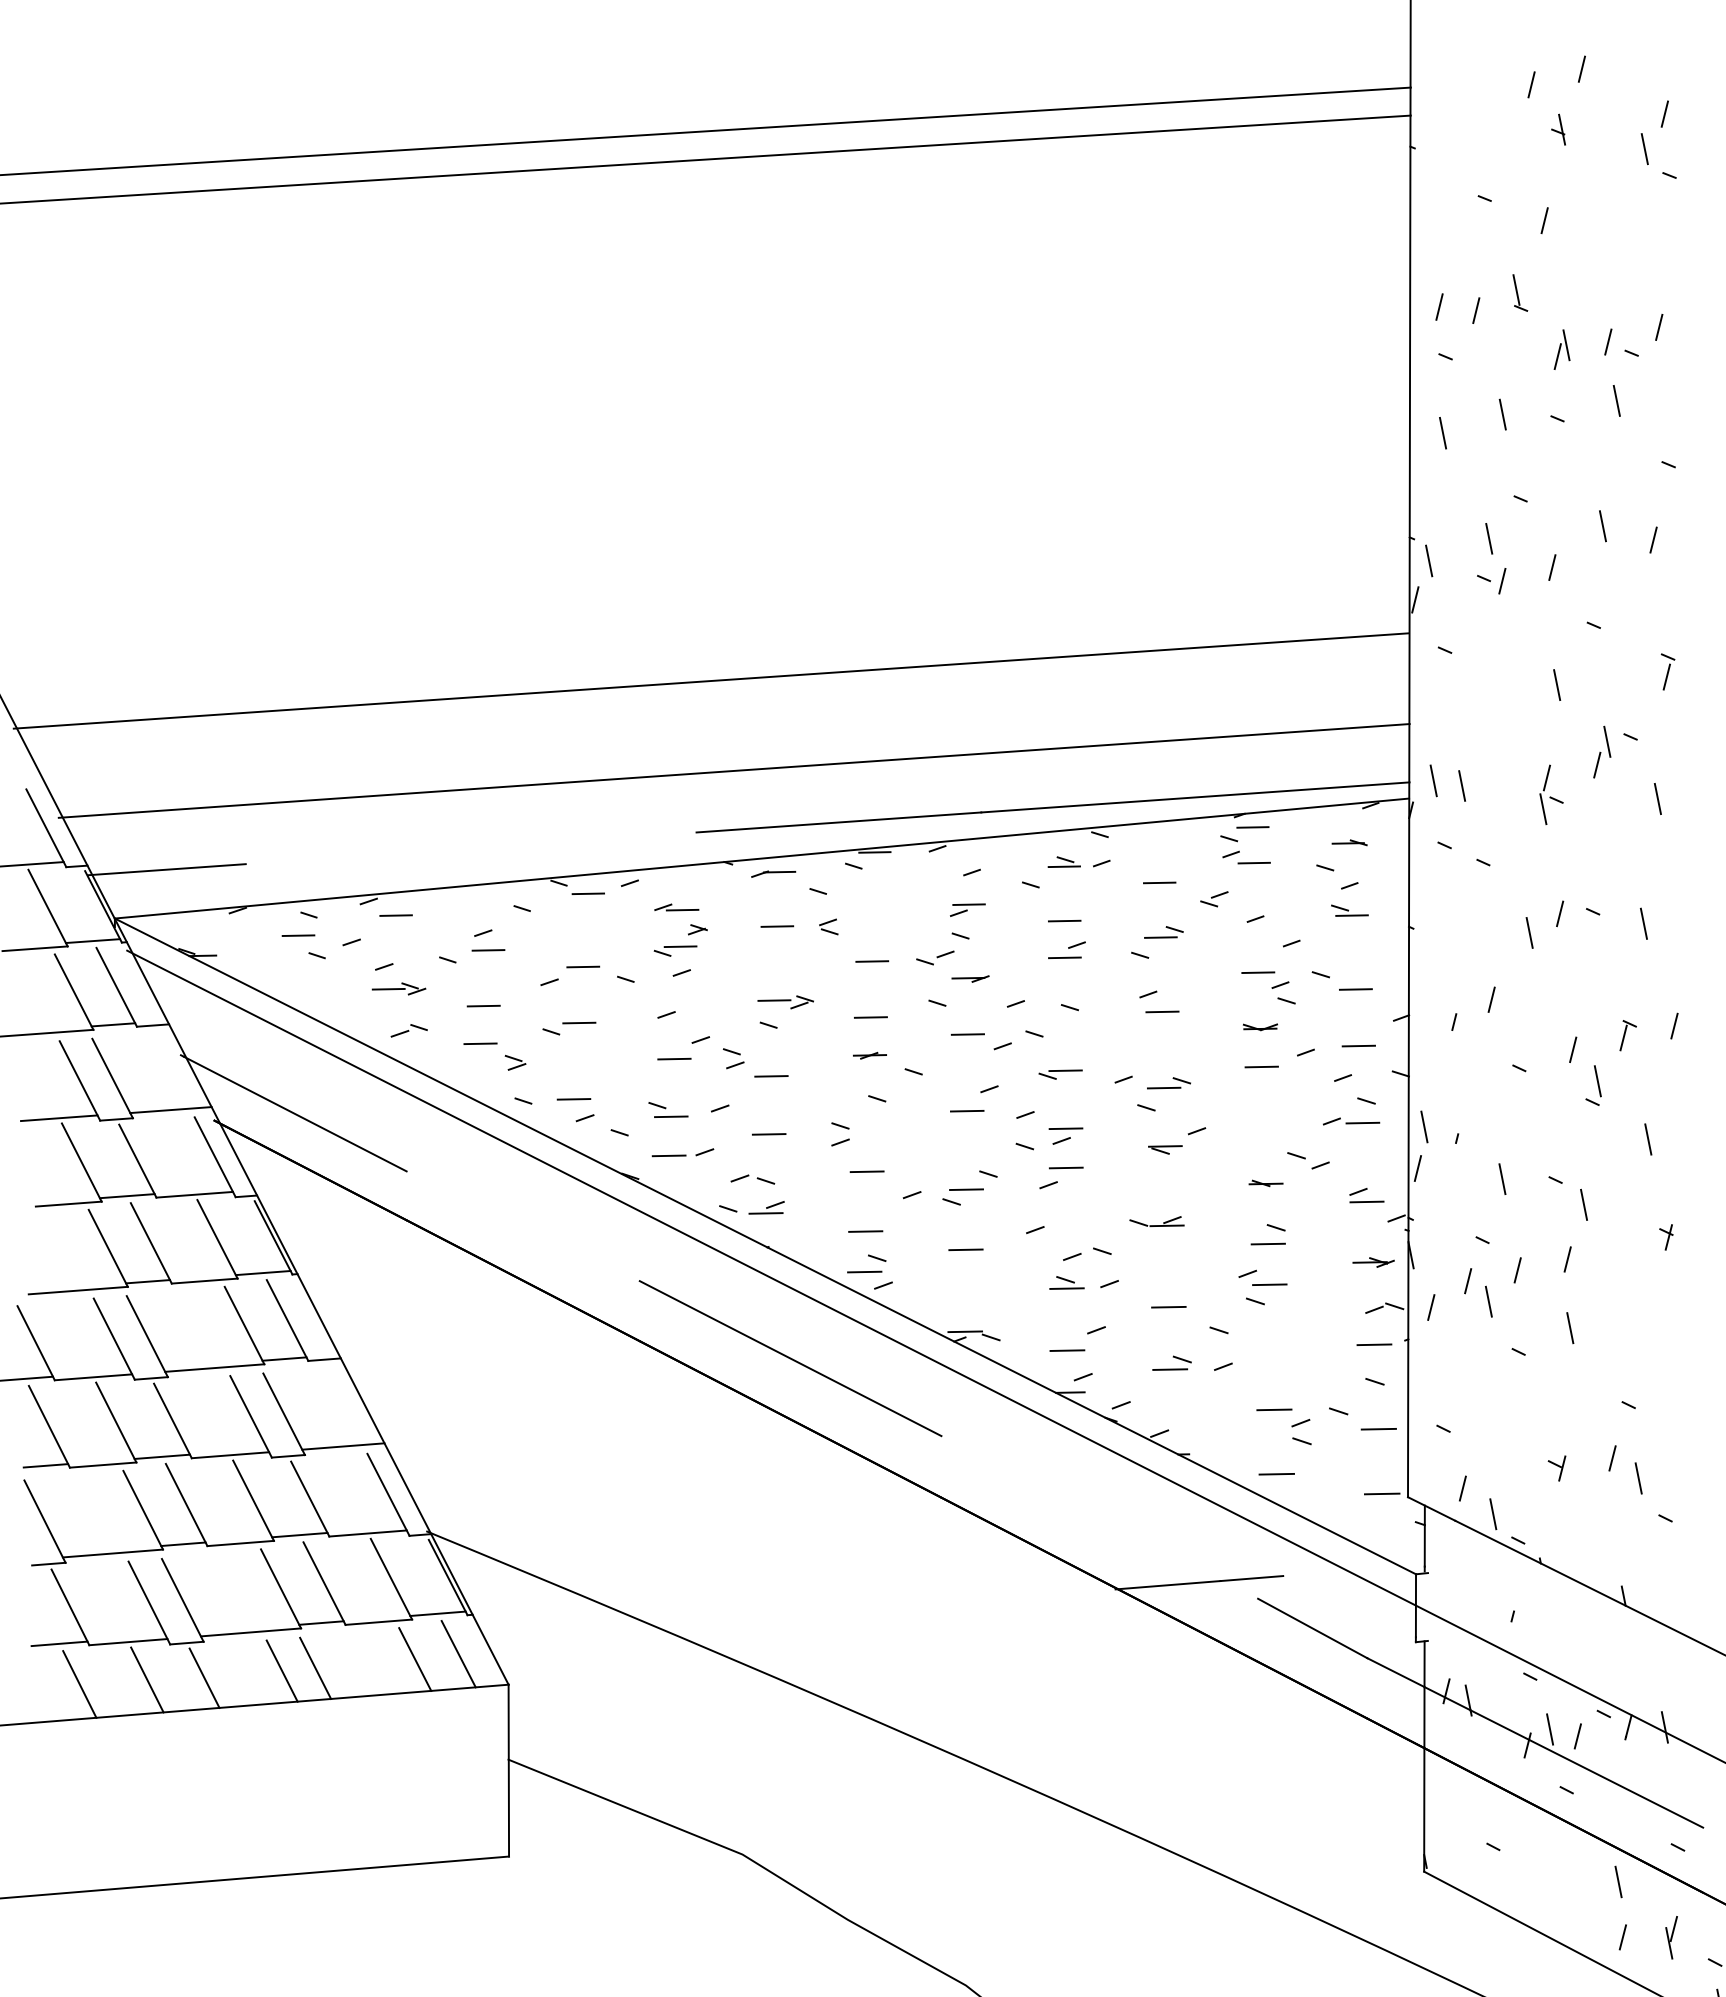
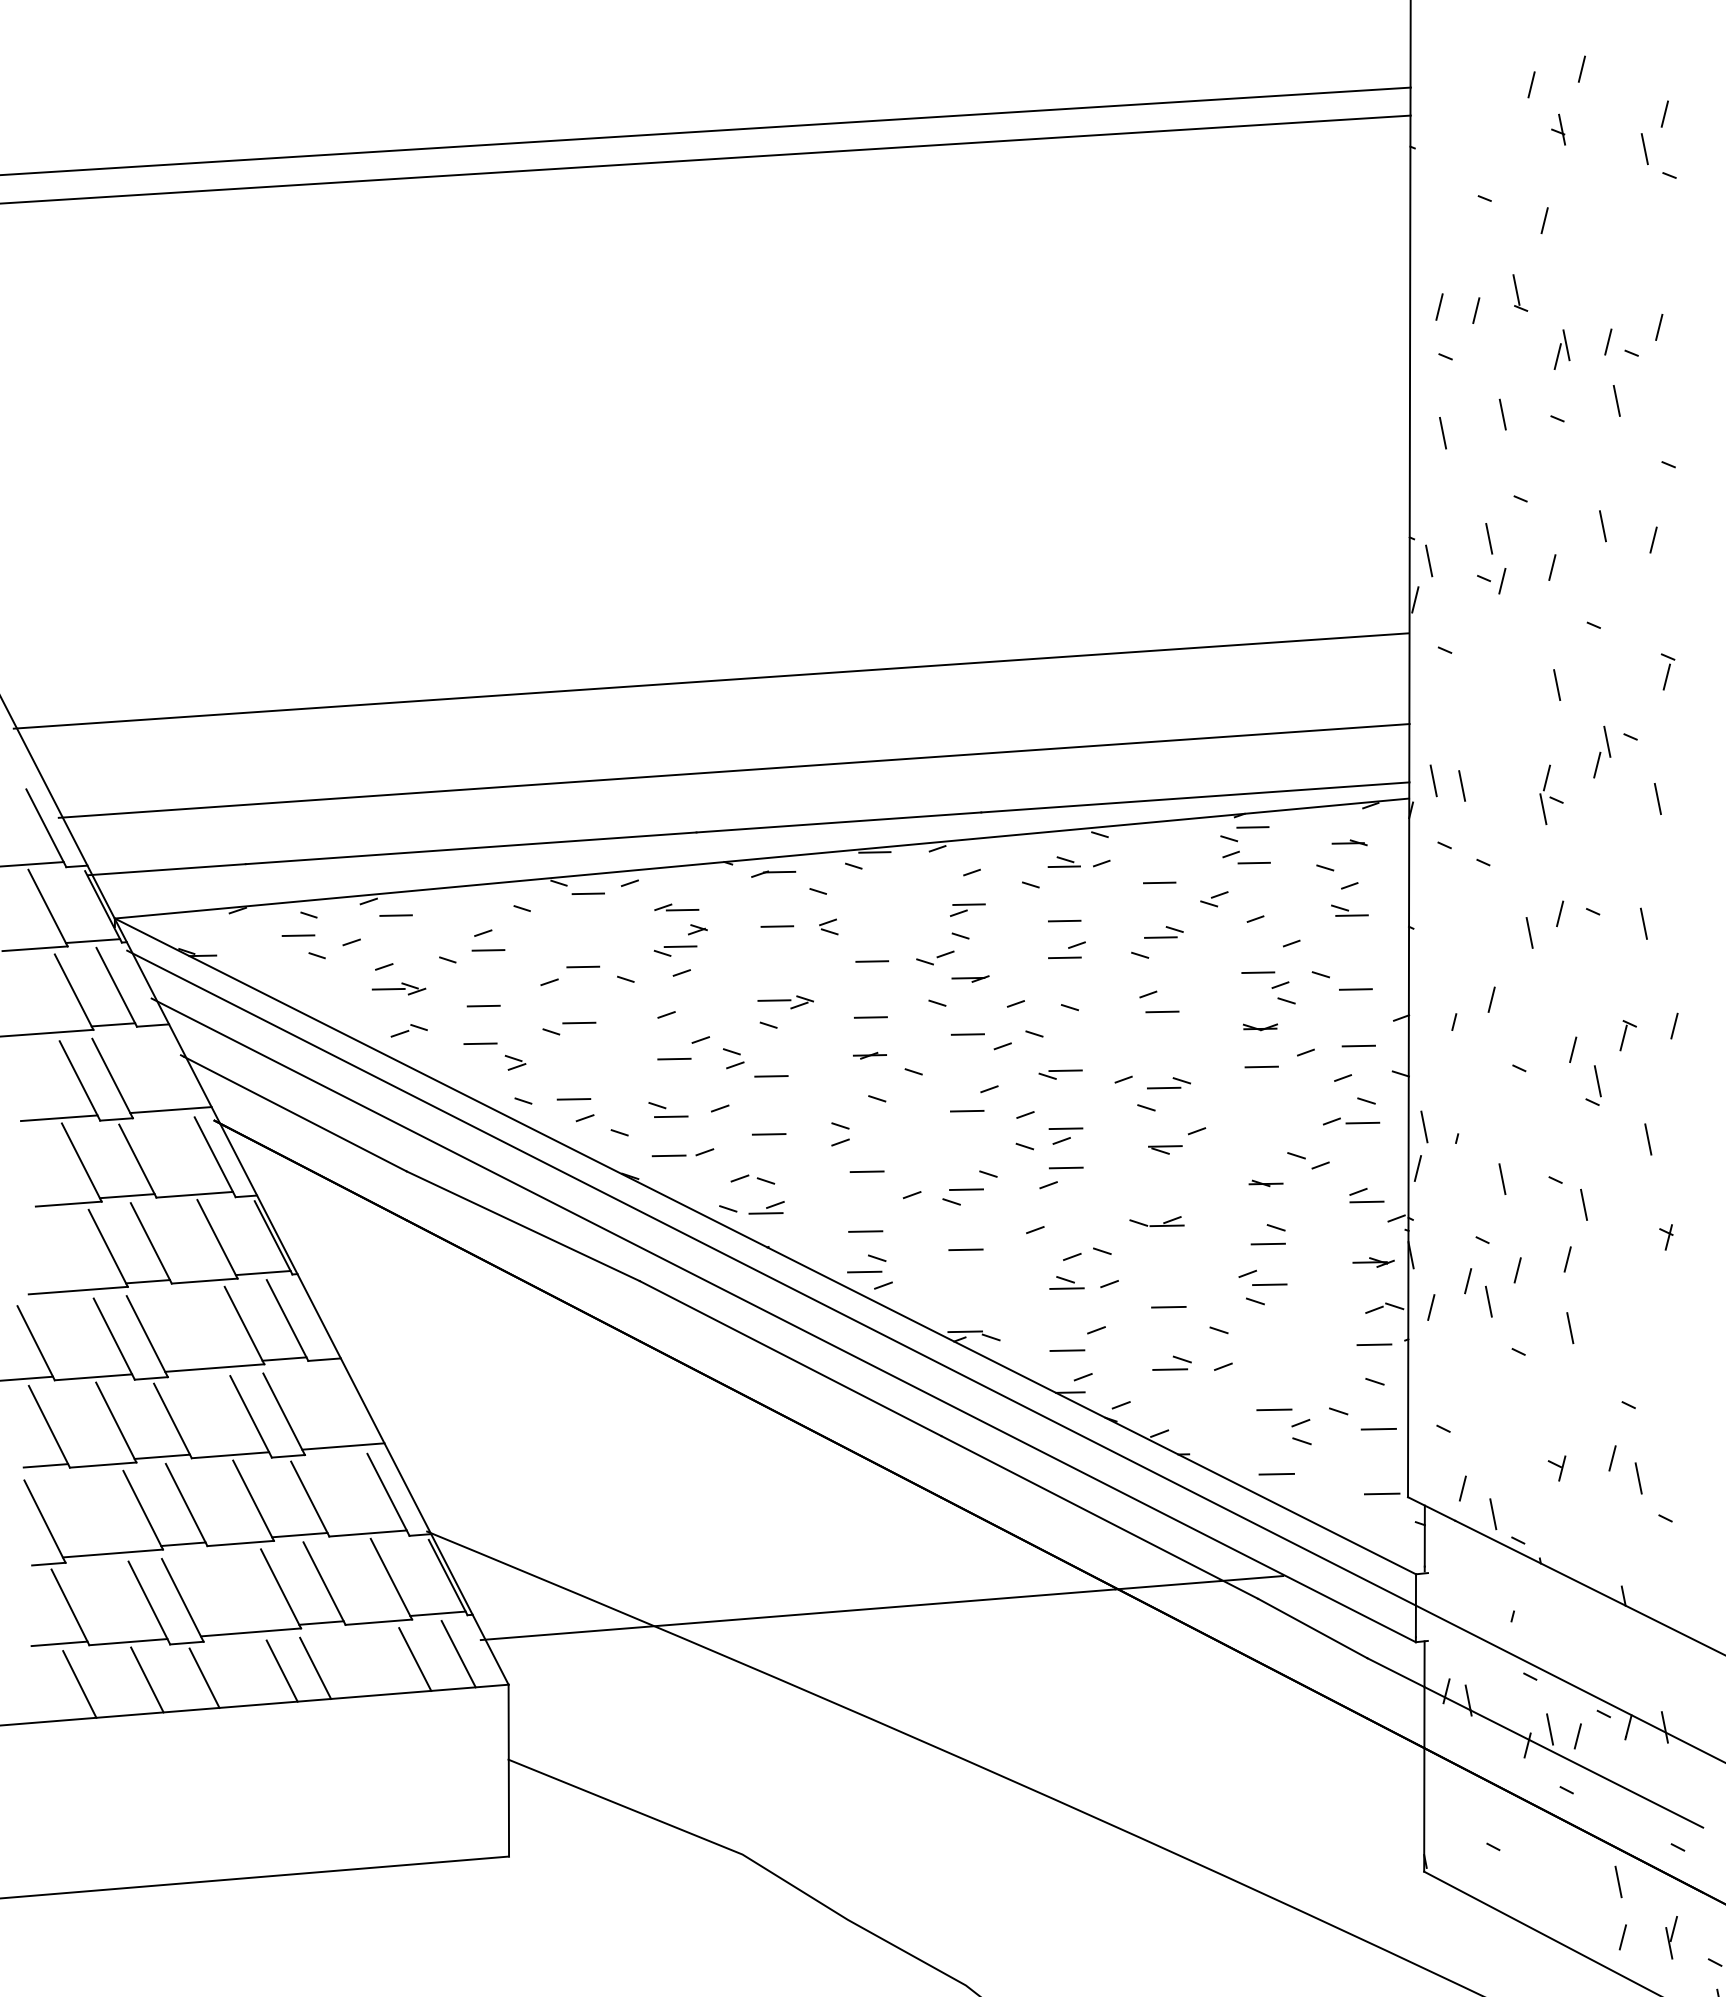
line: none -> present (470, 848)
line: none -> present (522, 1226)
line: none -> present (783, 1320)
line: none -> present (1099, 1517)
line: none -> present (797, 1614)
